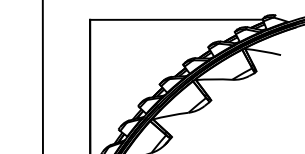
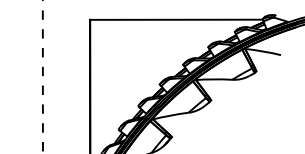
line: solid -> dashed (42, 77)
